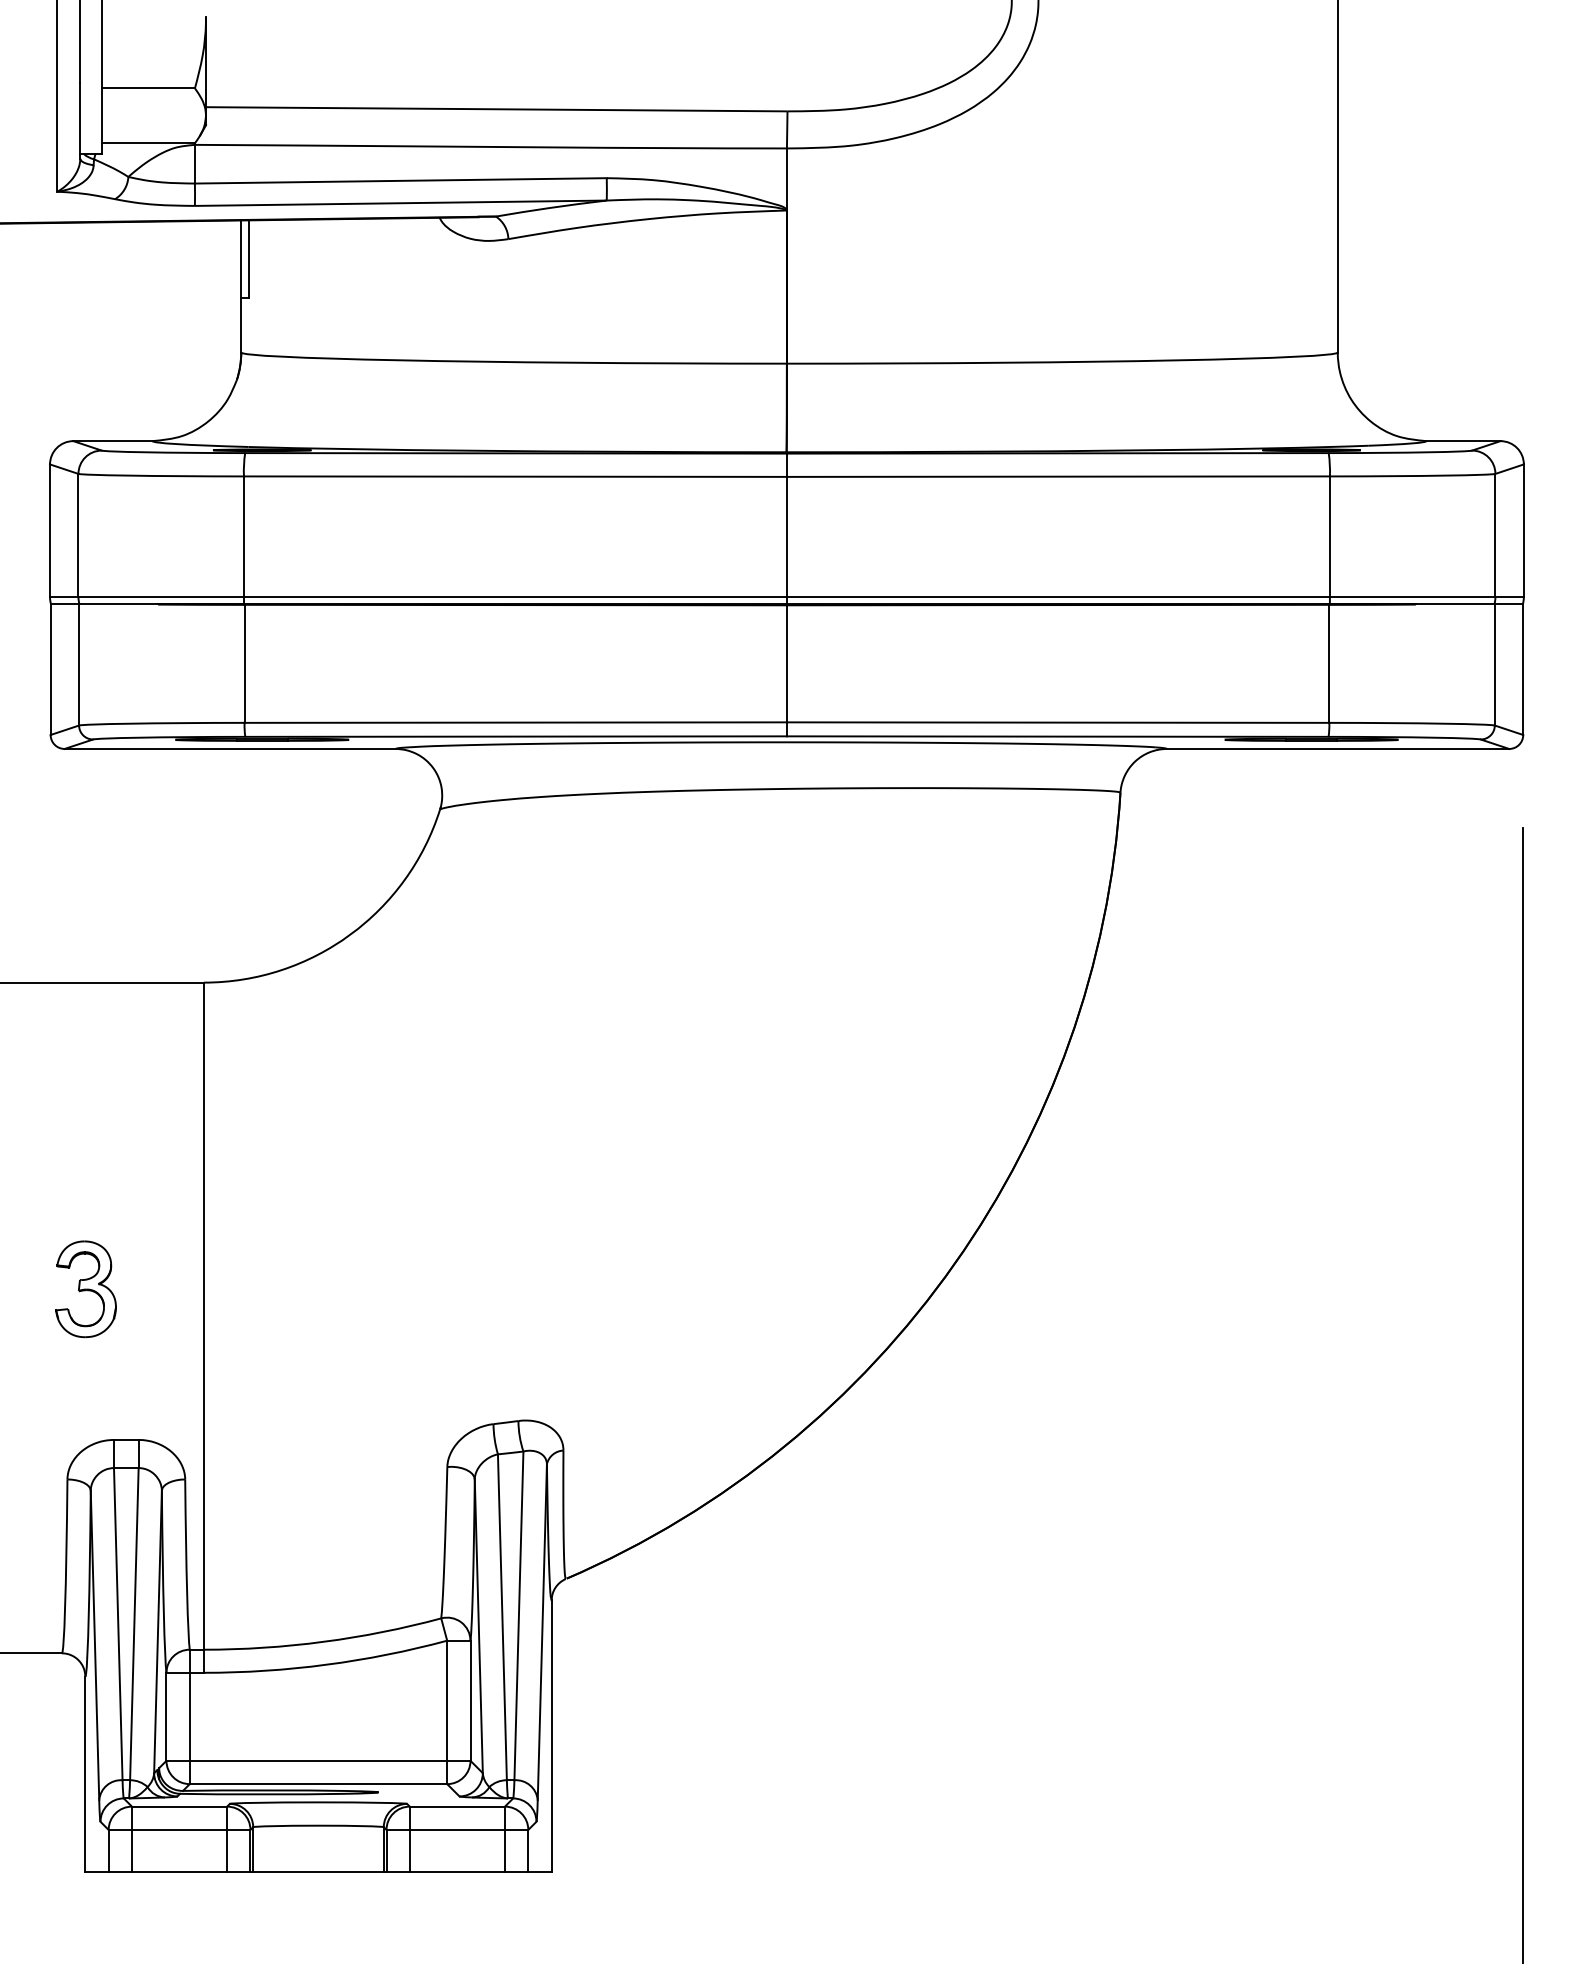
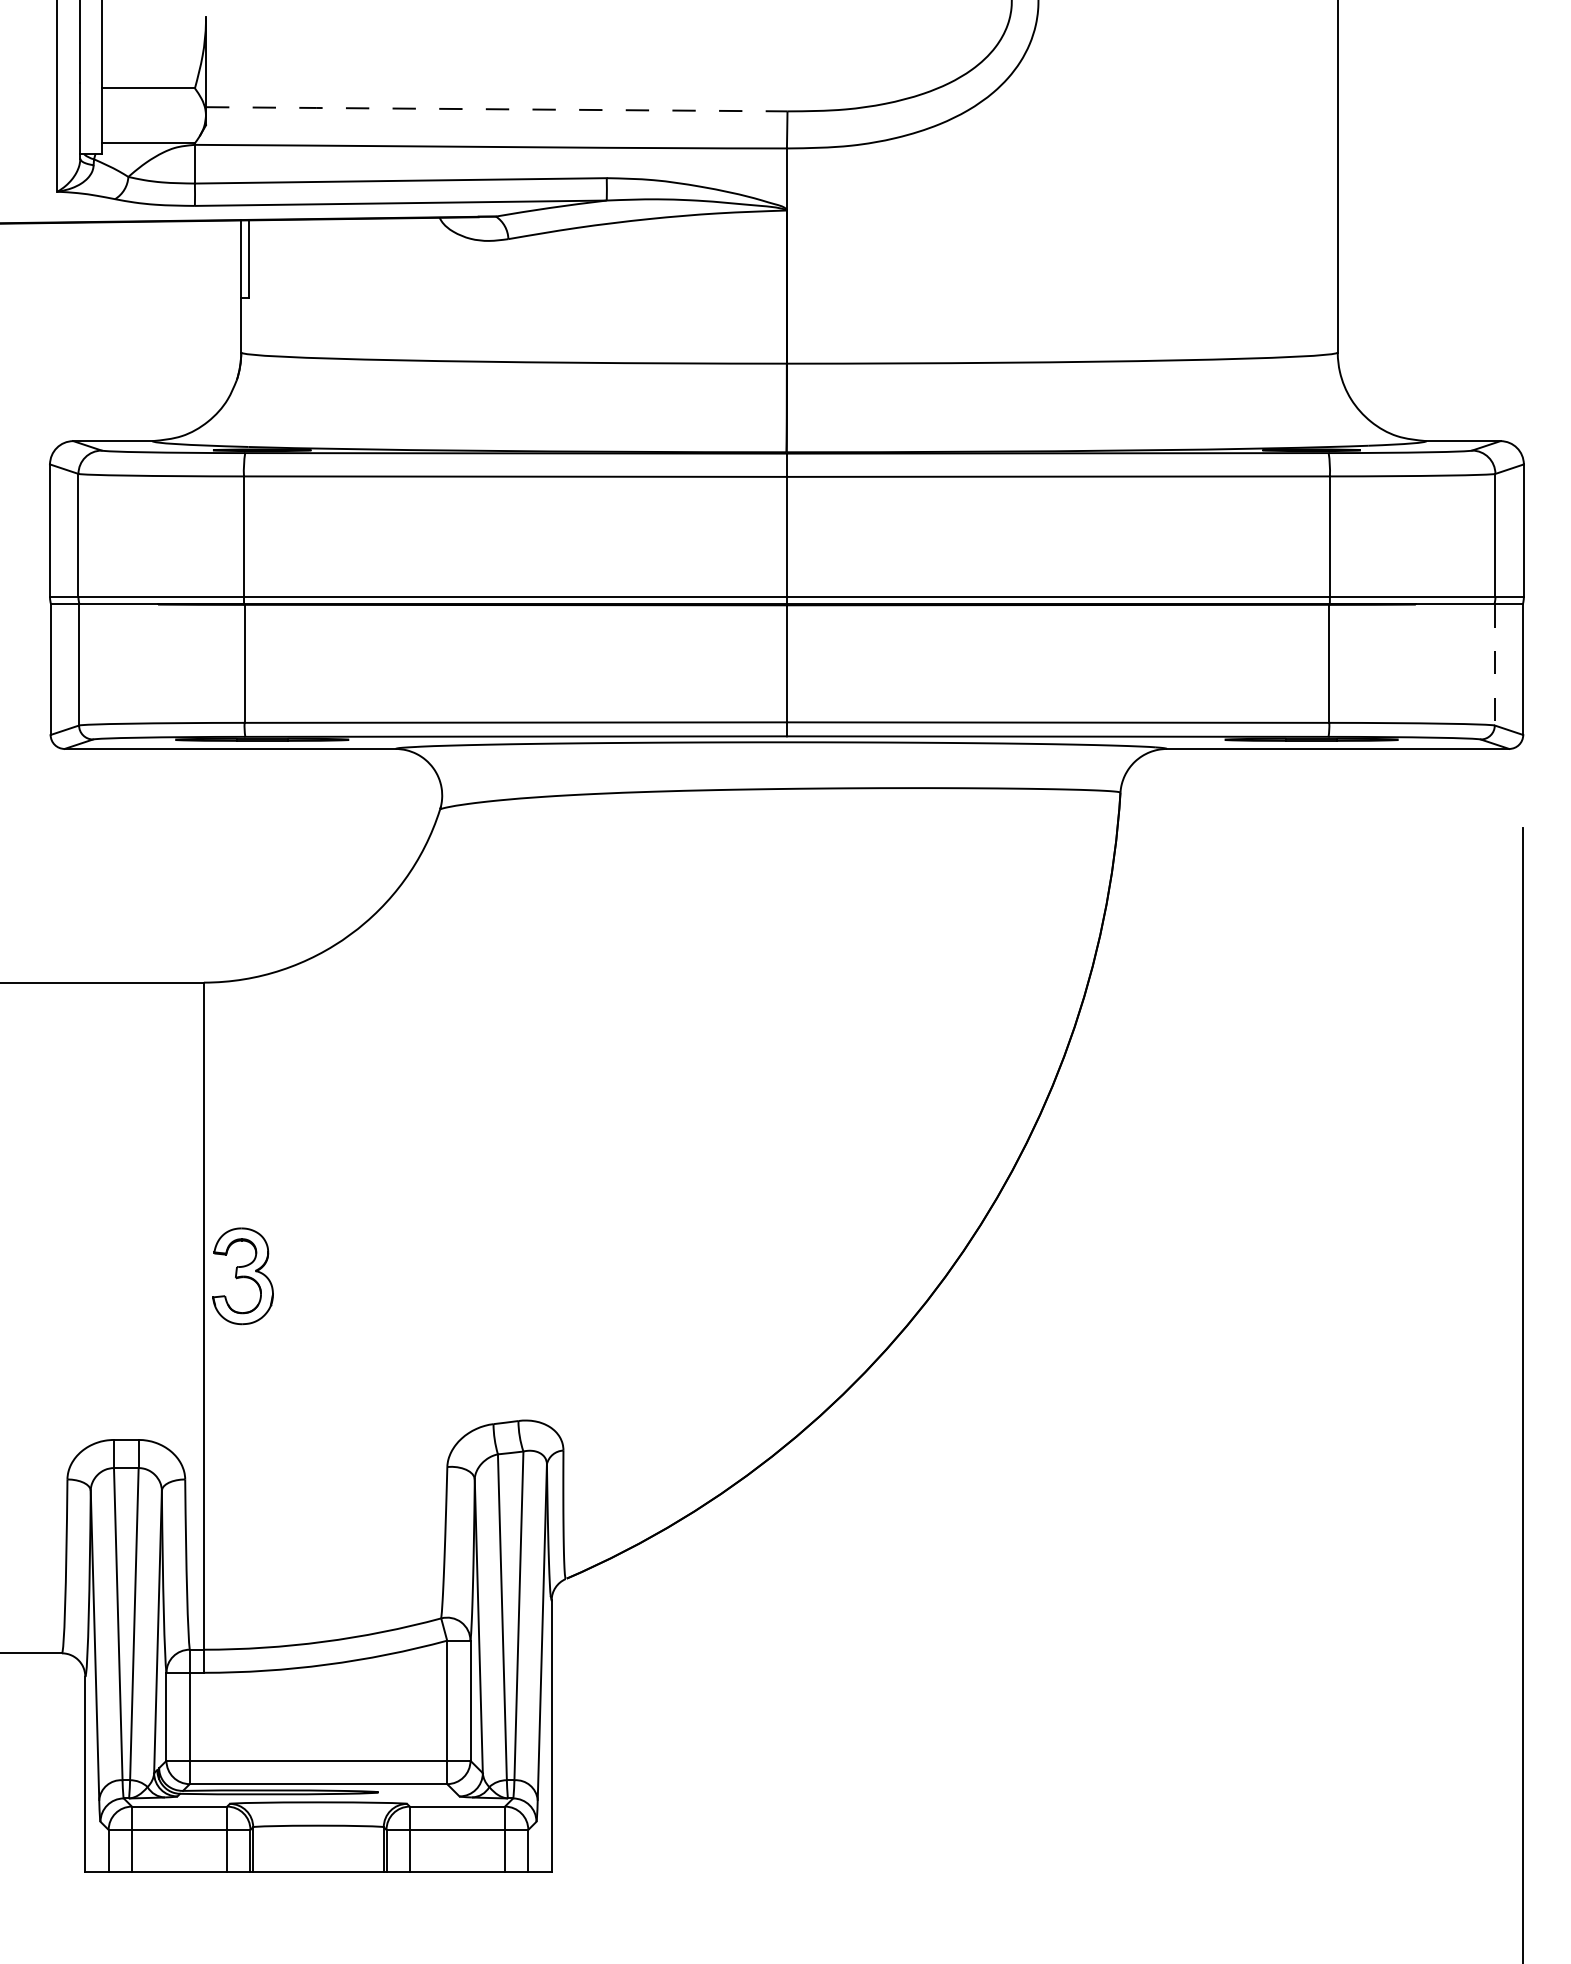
line: solid -> dashed (495, 109)
line: solid -> dashed (1494, 664)
part position: (85, 1289) -> (242, 1276) (242, 1276)
